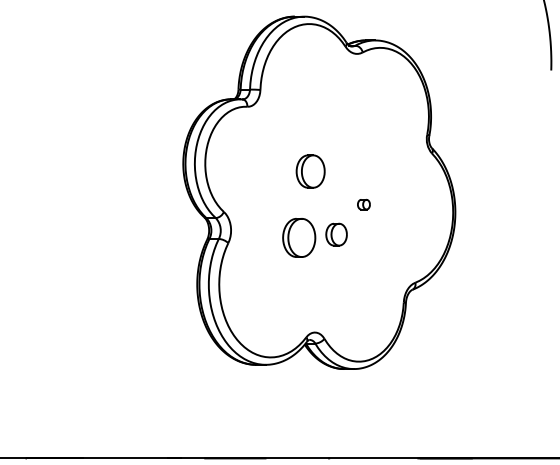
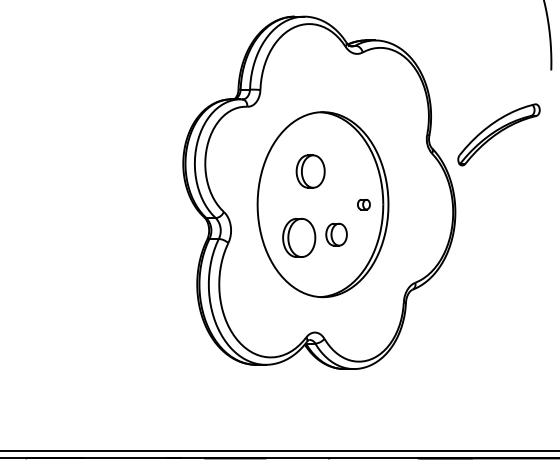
part: none -> present (498, 134)
part: none -> present (322, 204)
line: none -> present (279, 451)
